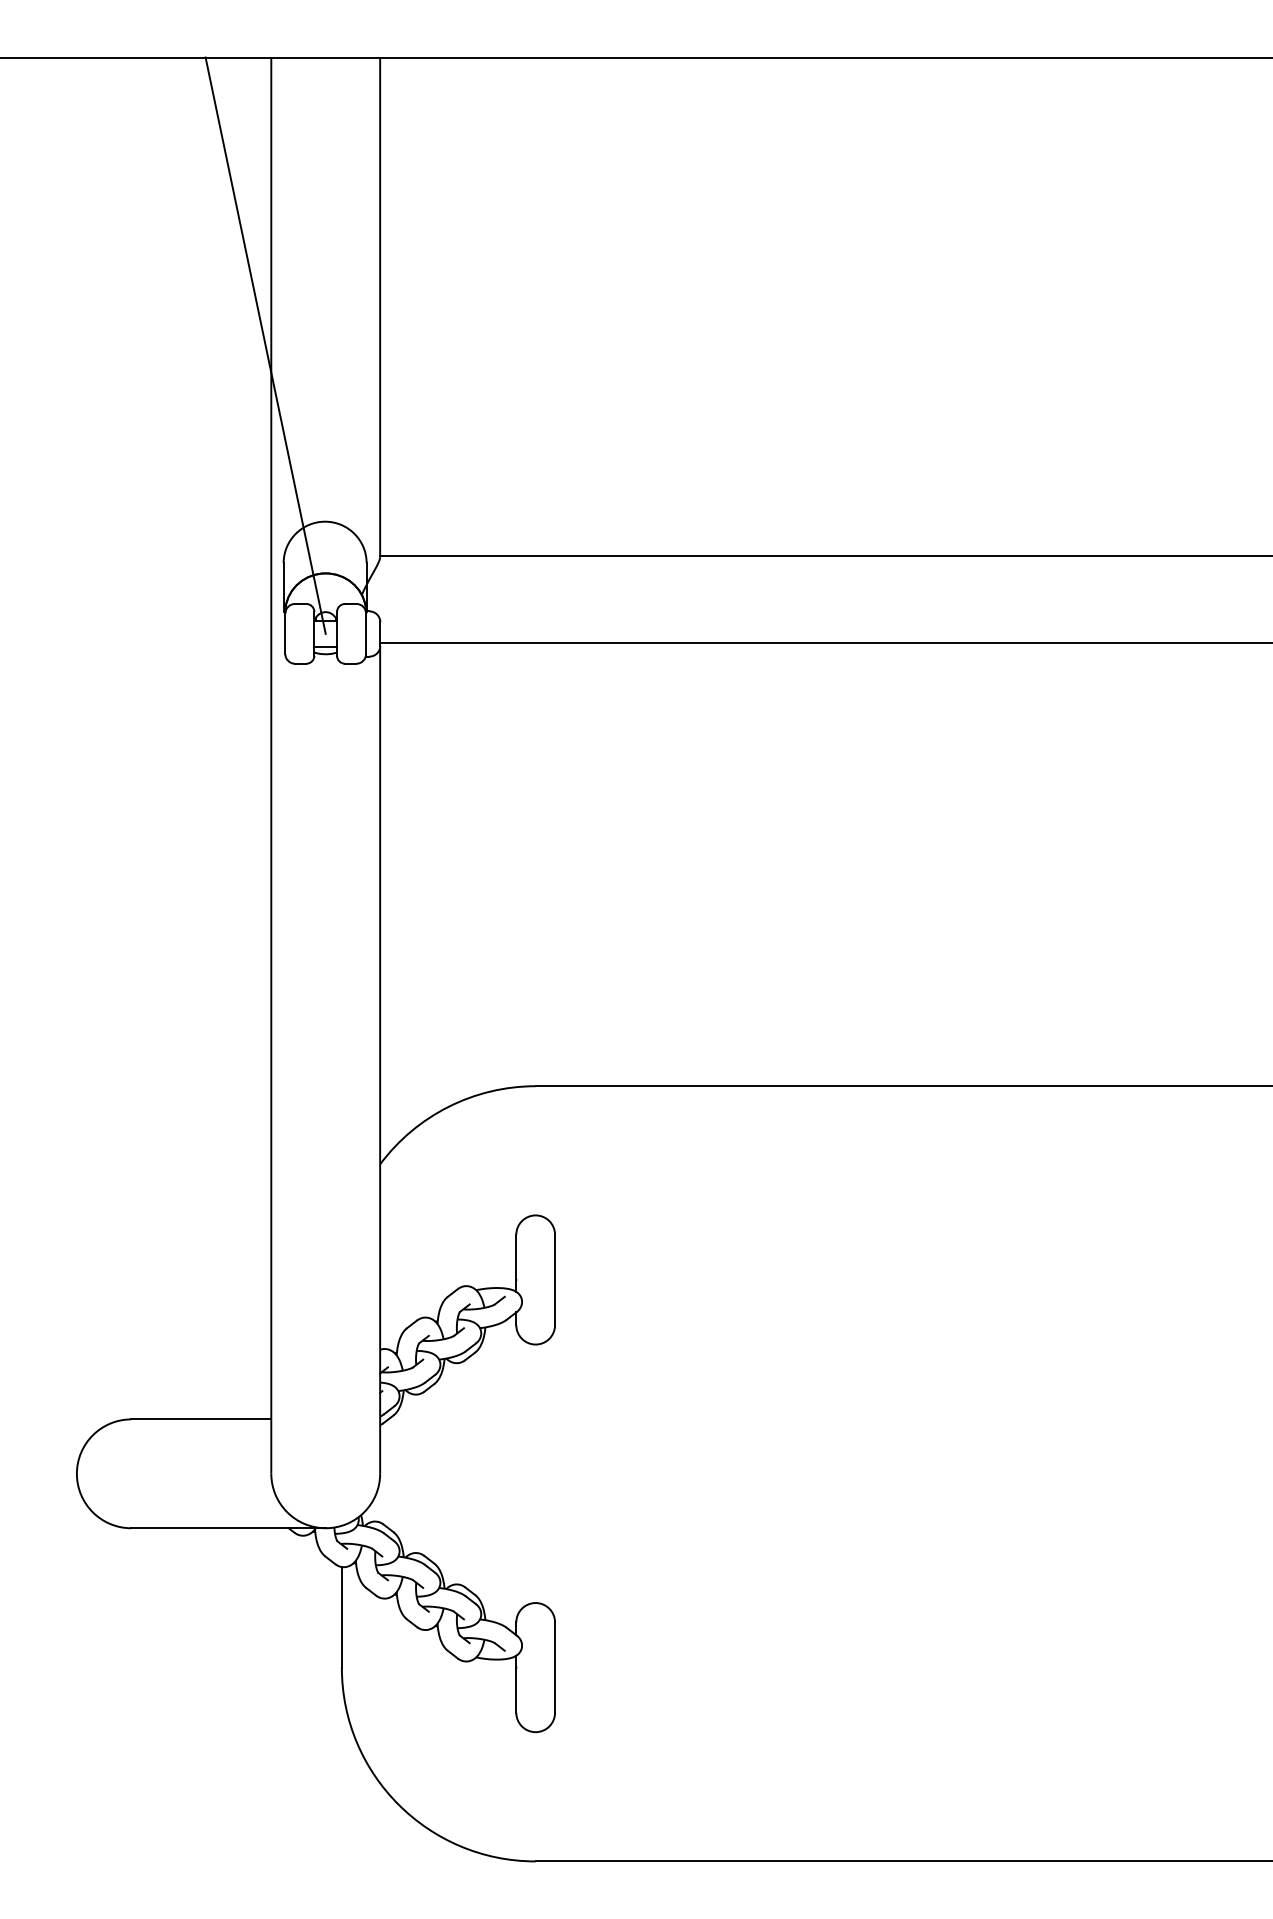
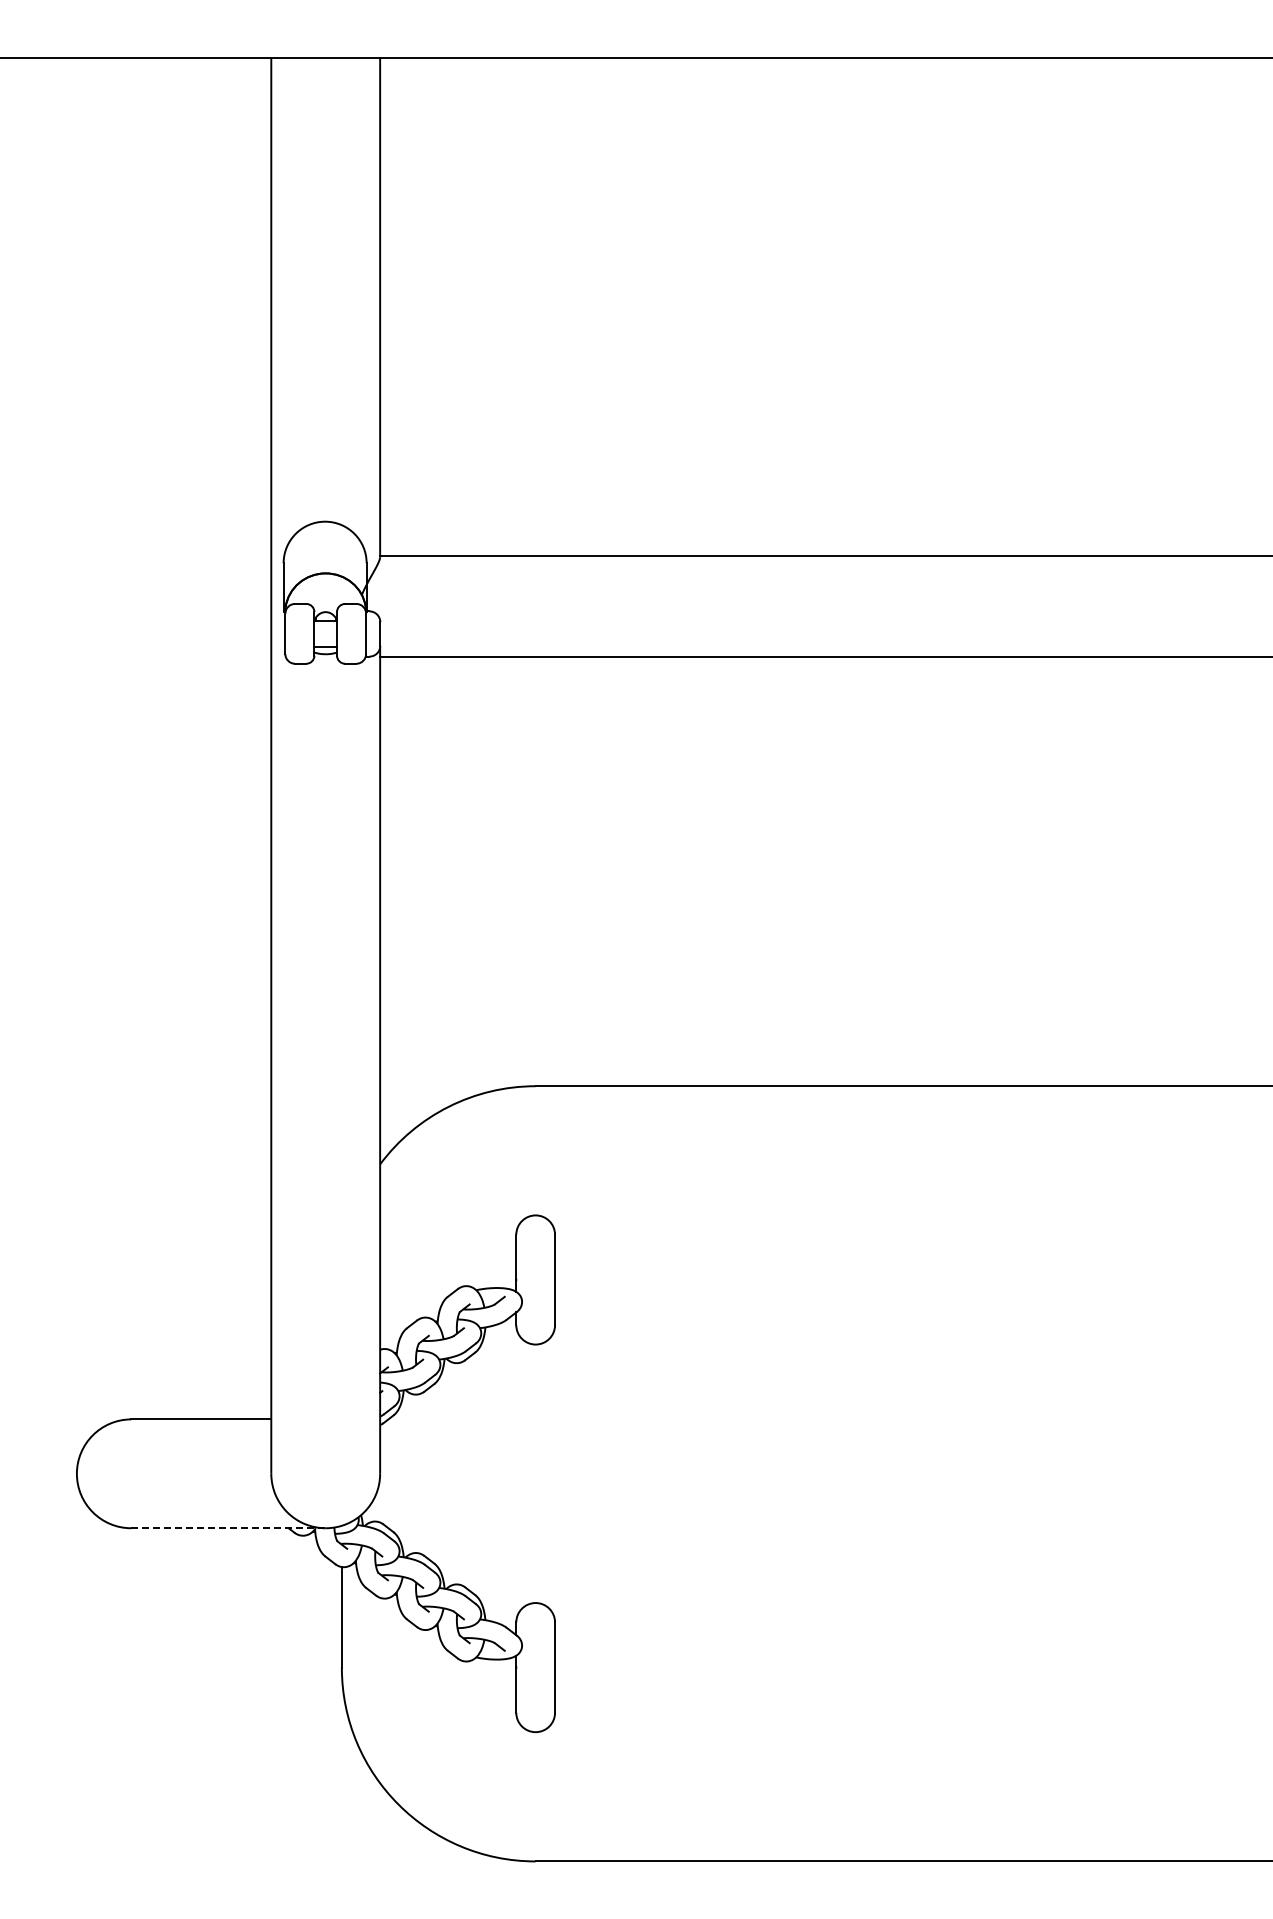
line: present -> none (265, 345)
line position: (824, 642) -> (824, 656) (824, 656)
line: solid -> dashed (229, 1528)
